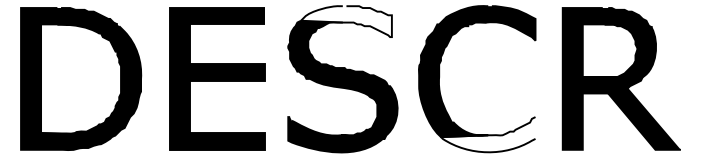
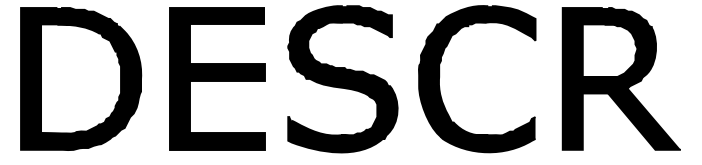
fill: none -> present (346, 21)
fill: none -> present (487, 134)
